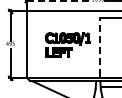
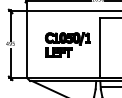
line: dashed -> solid (59, 0)
line: dashed -> solid (100, 46)
